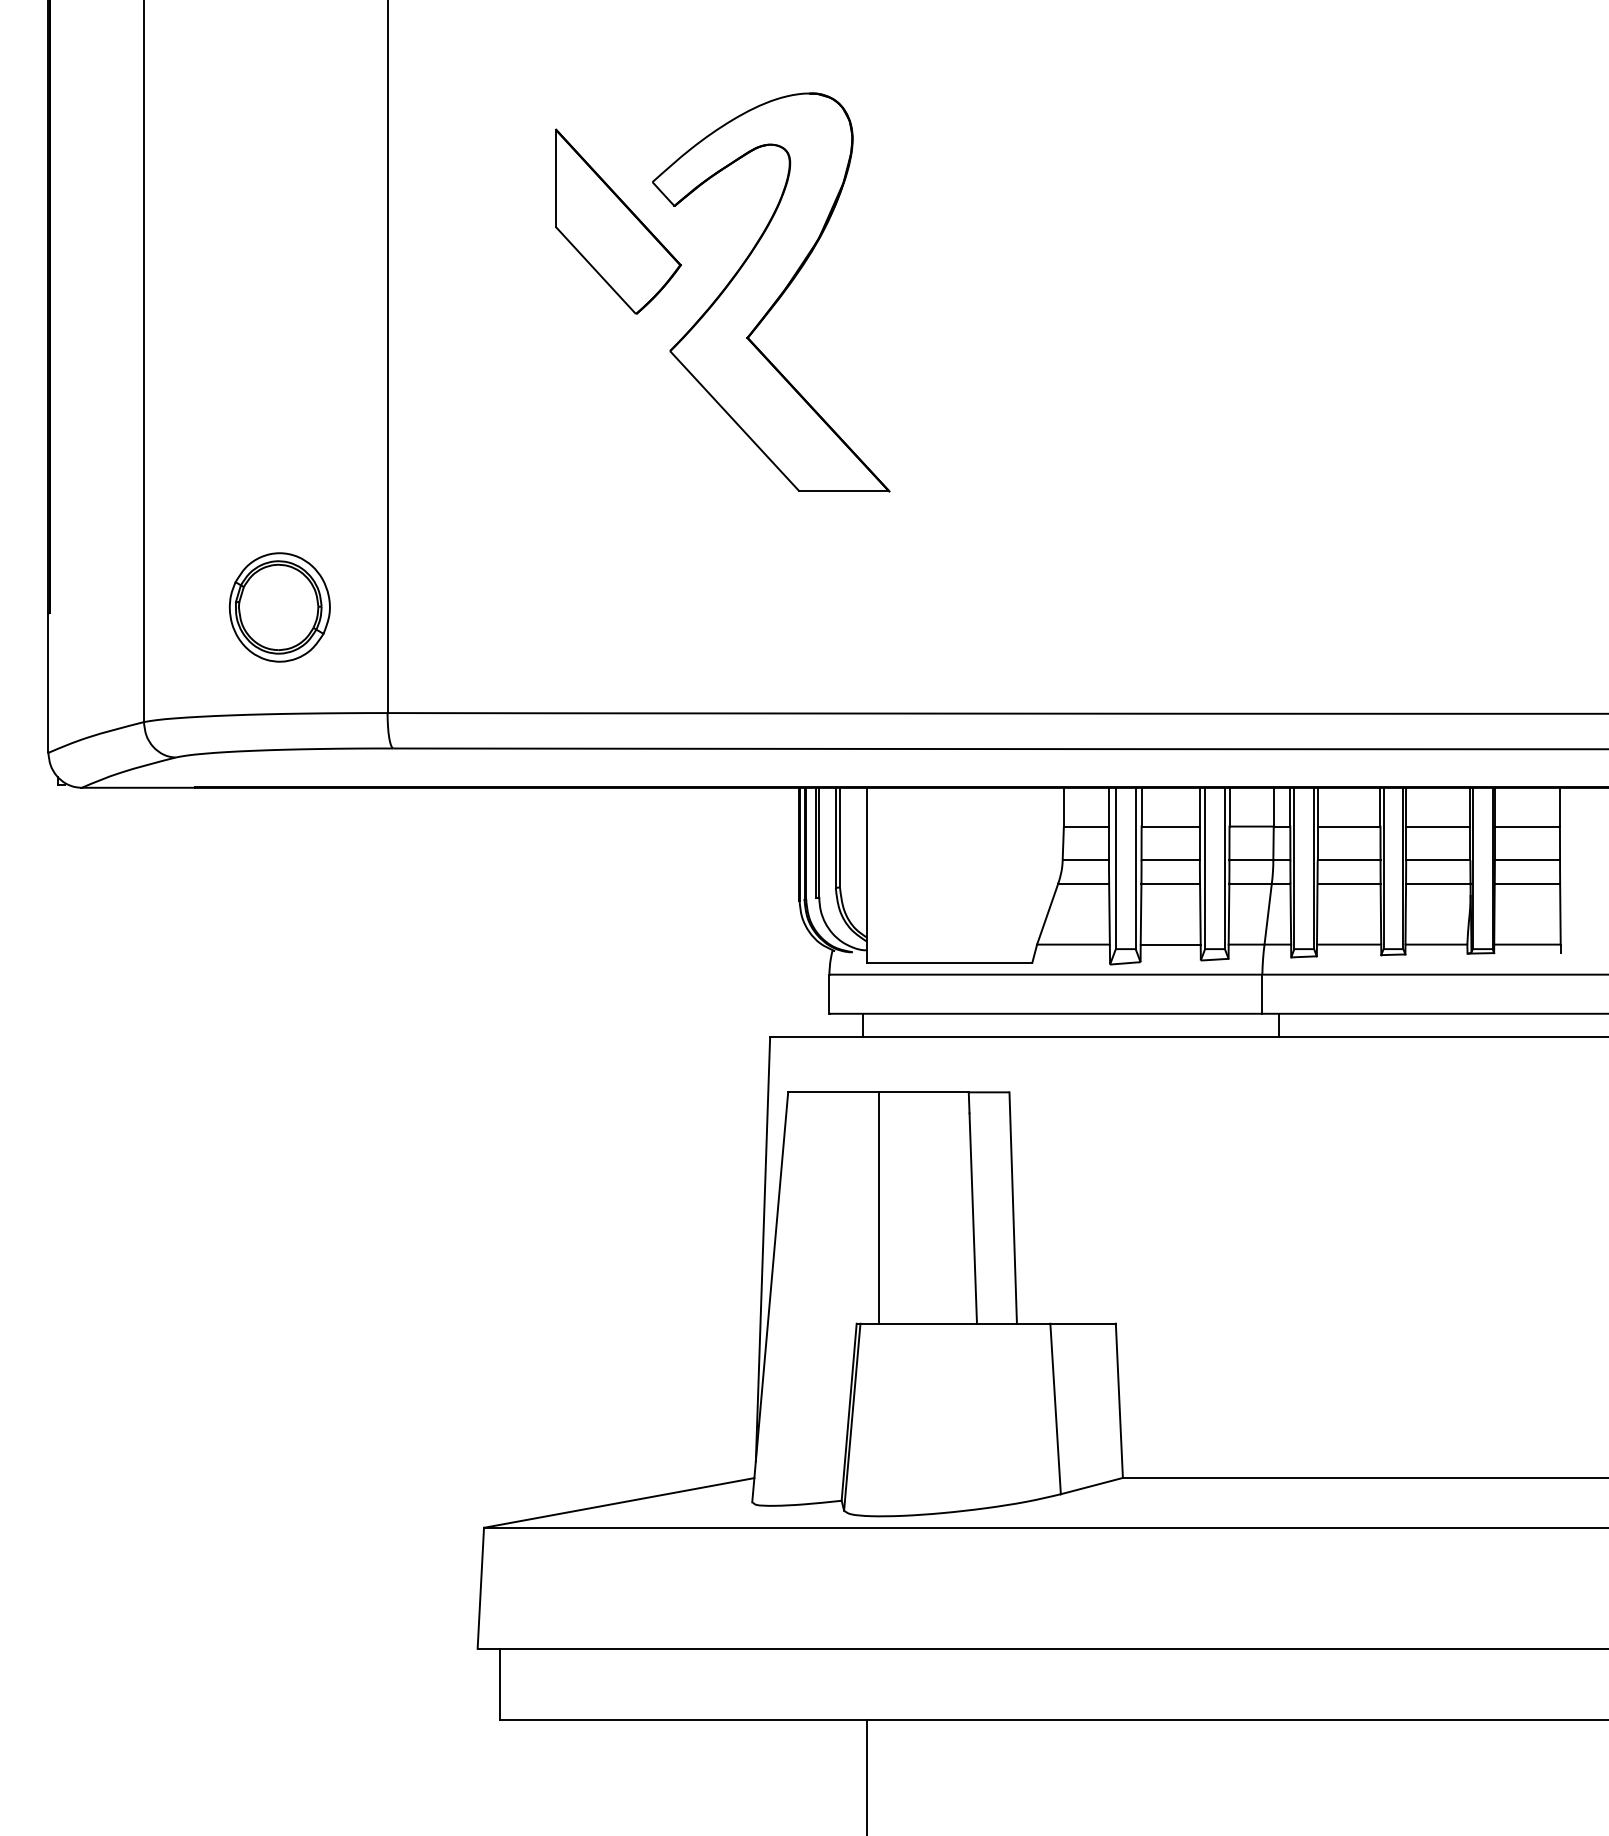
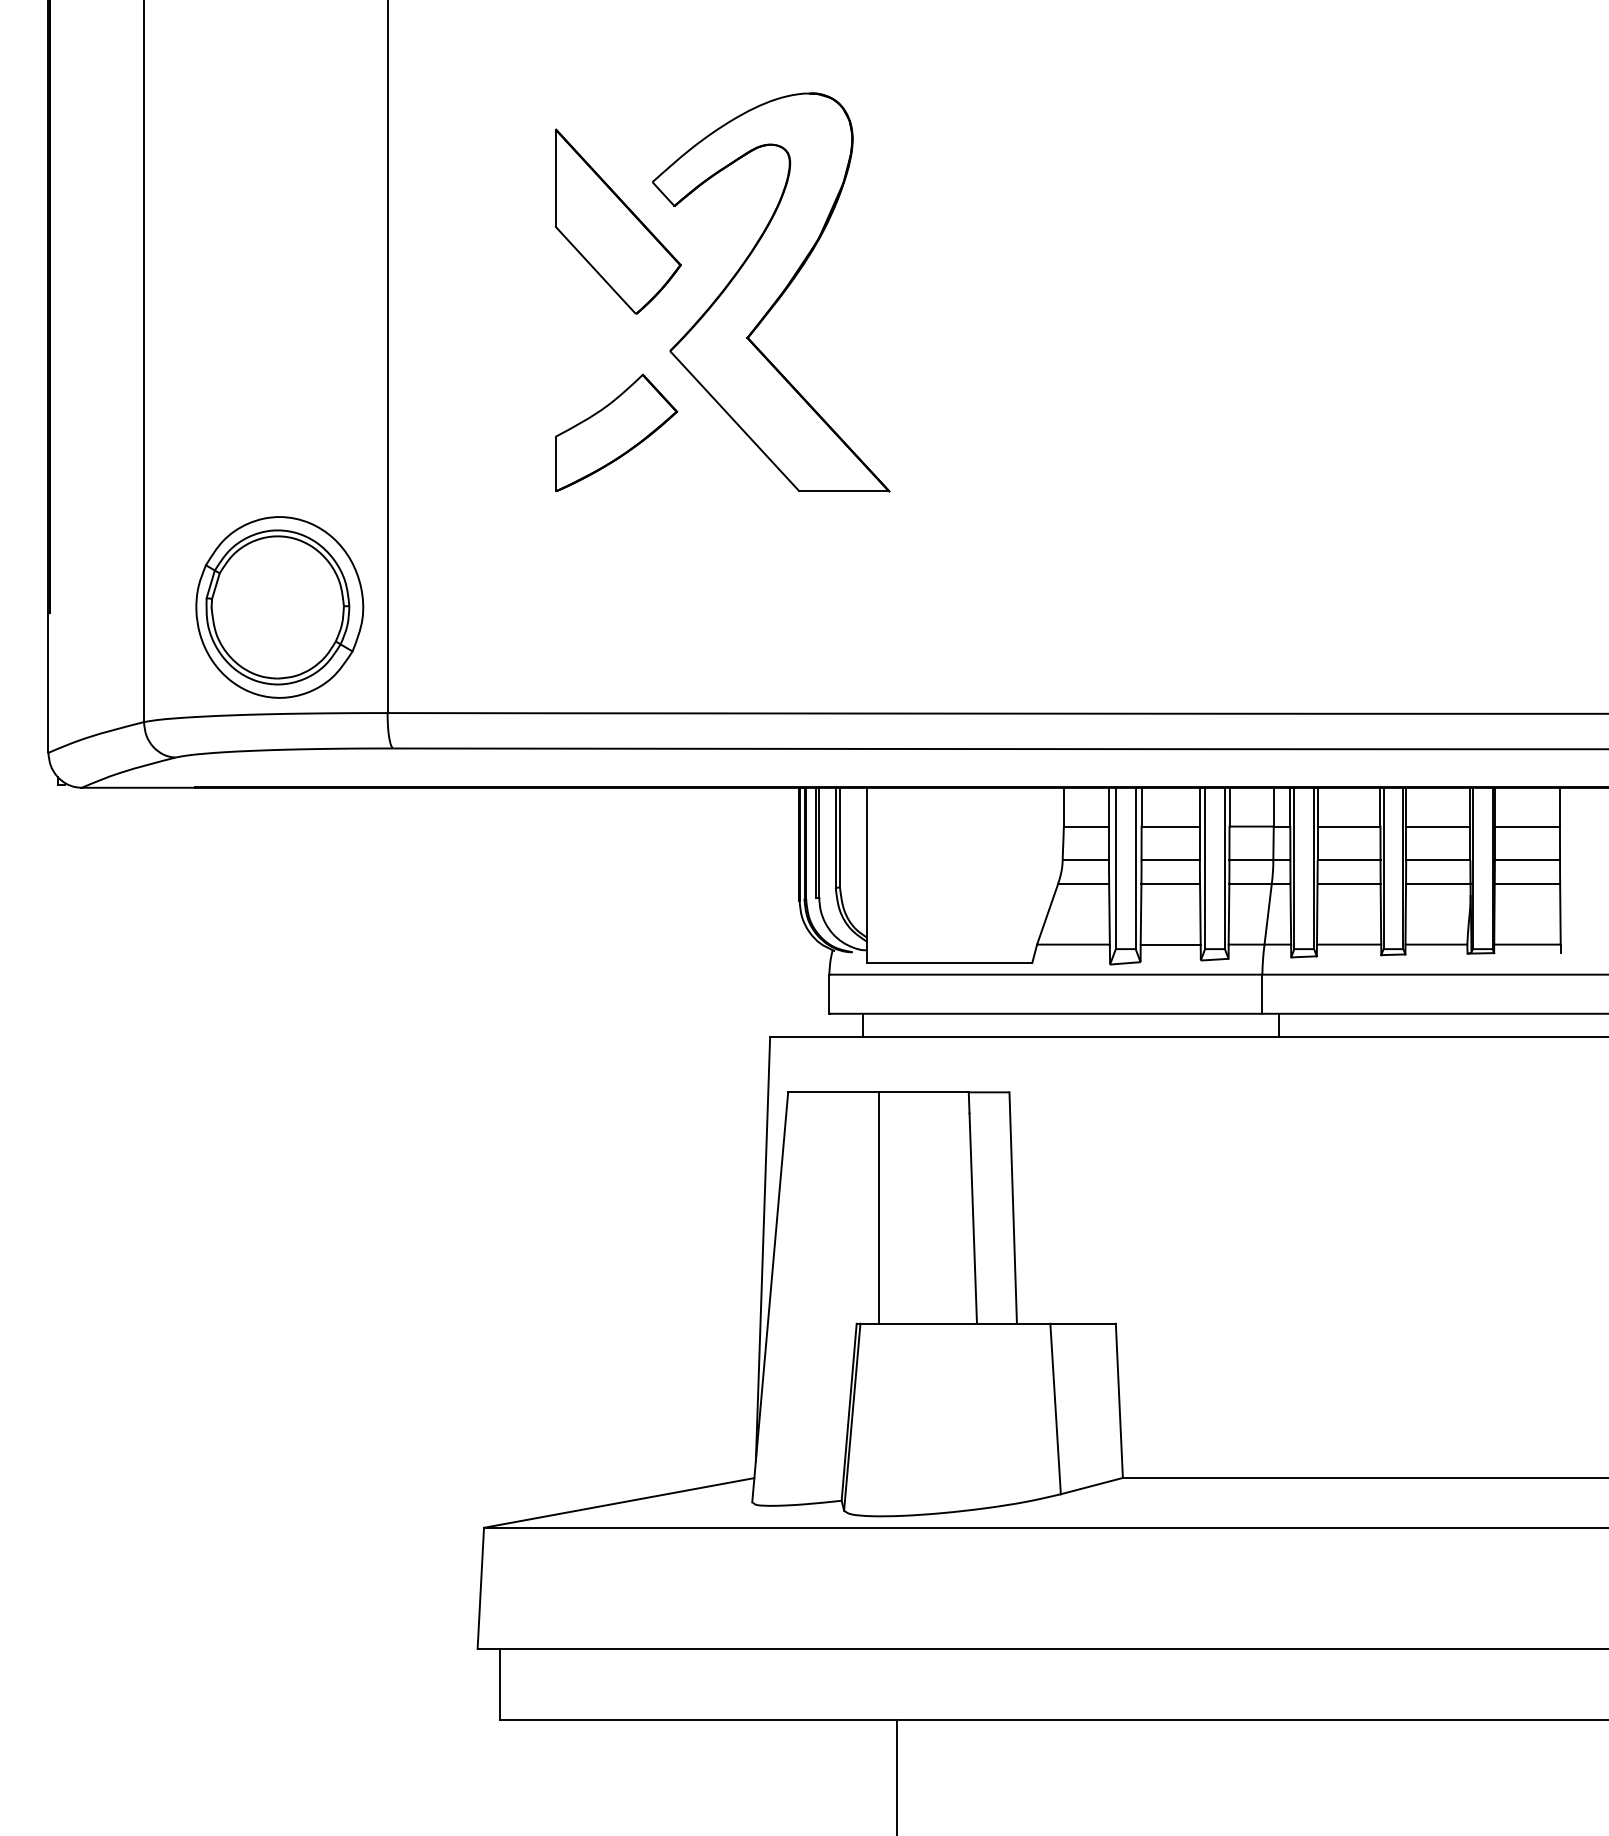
part: none -> present (616, 432)
part size: 103x111 px -> 170x183 px (279, 607)
line position: (866, 1776) -> (896, 1776) (896, 1776)
